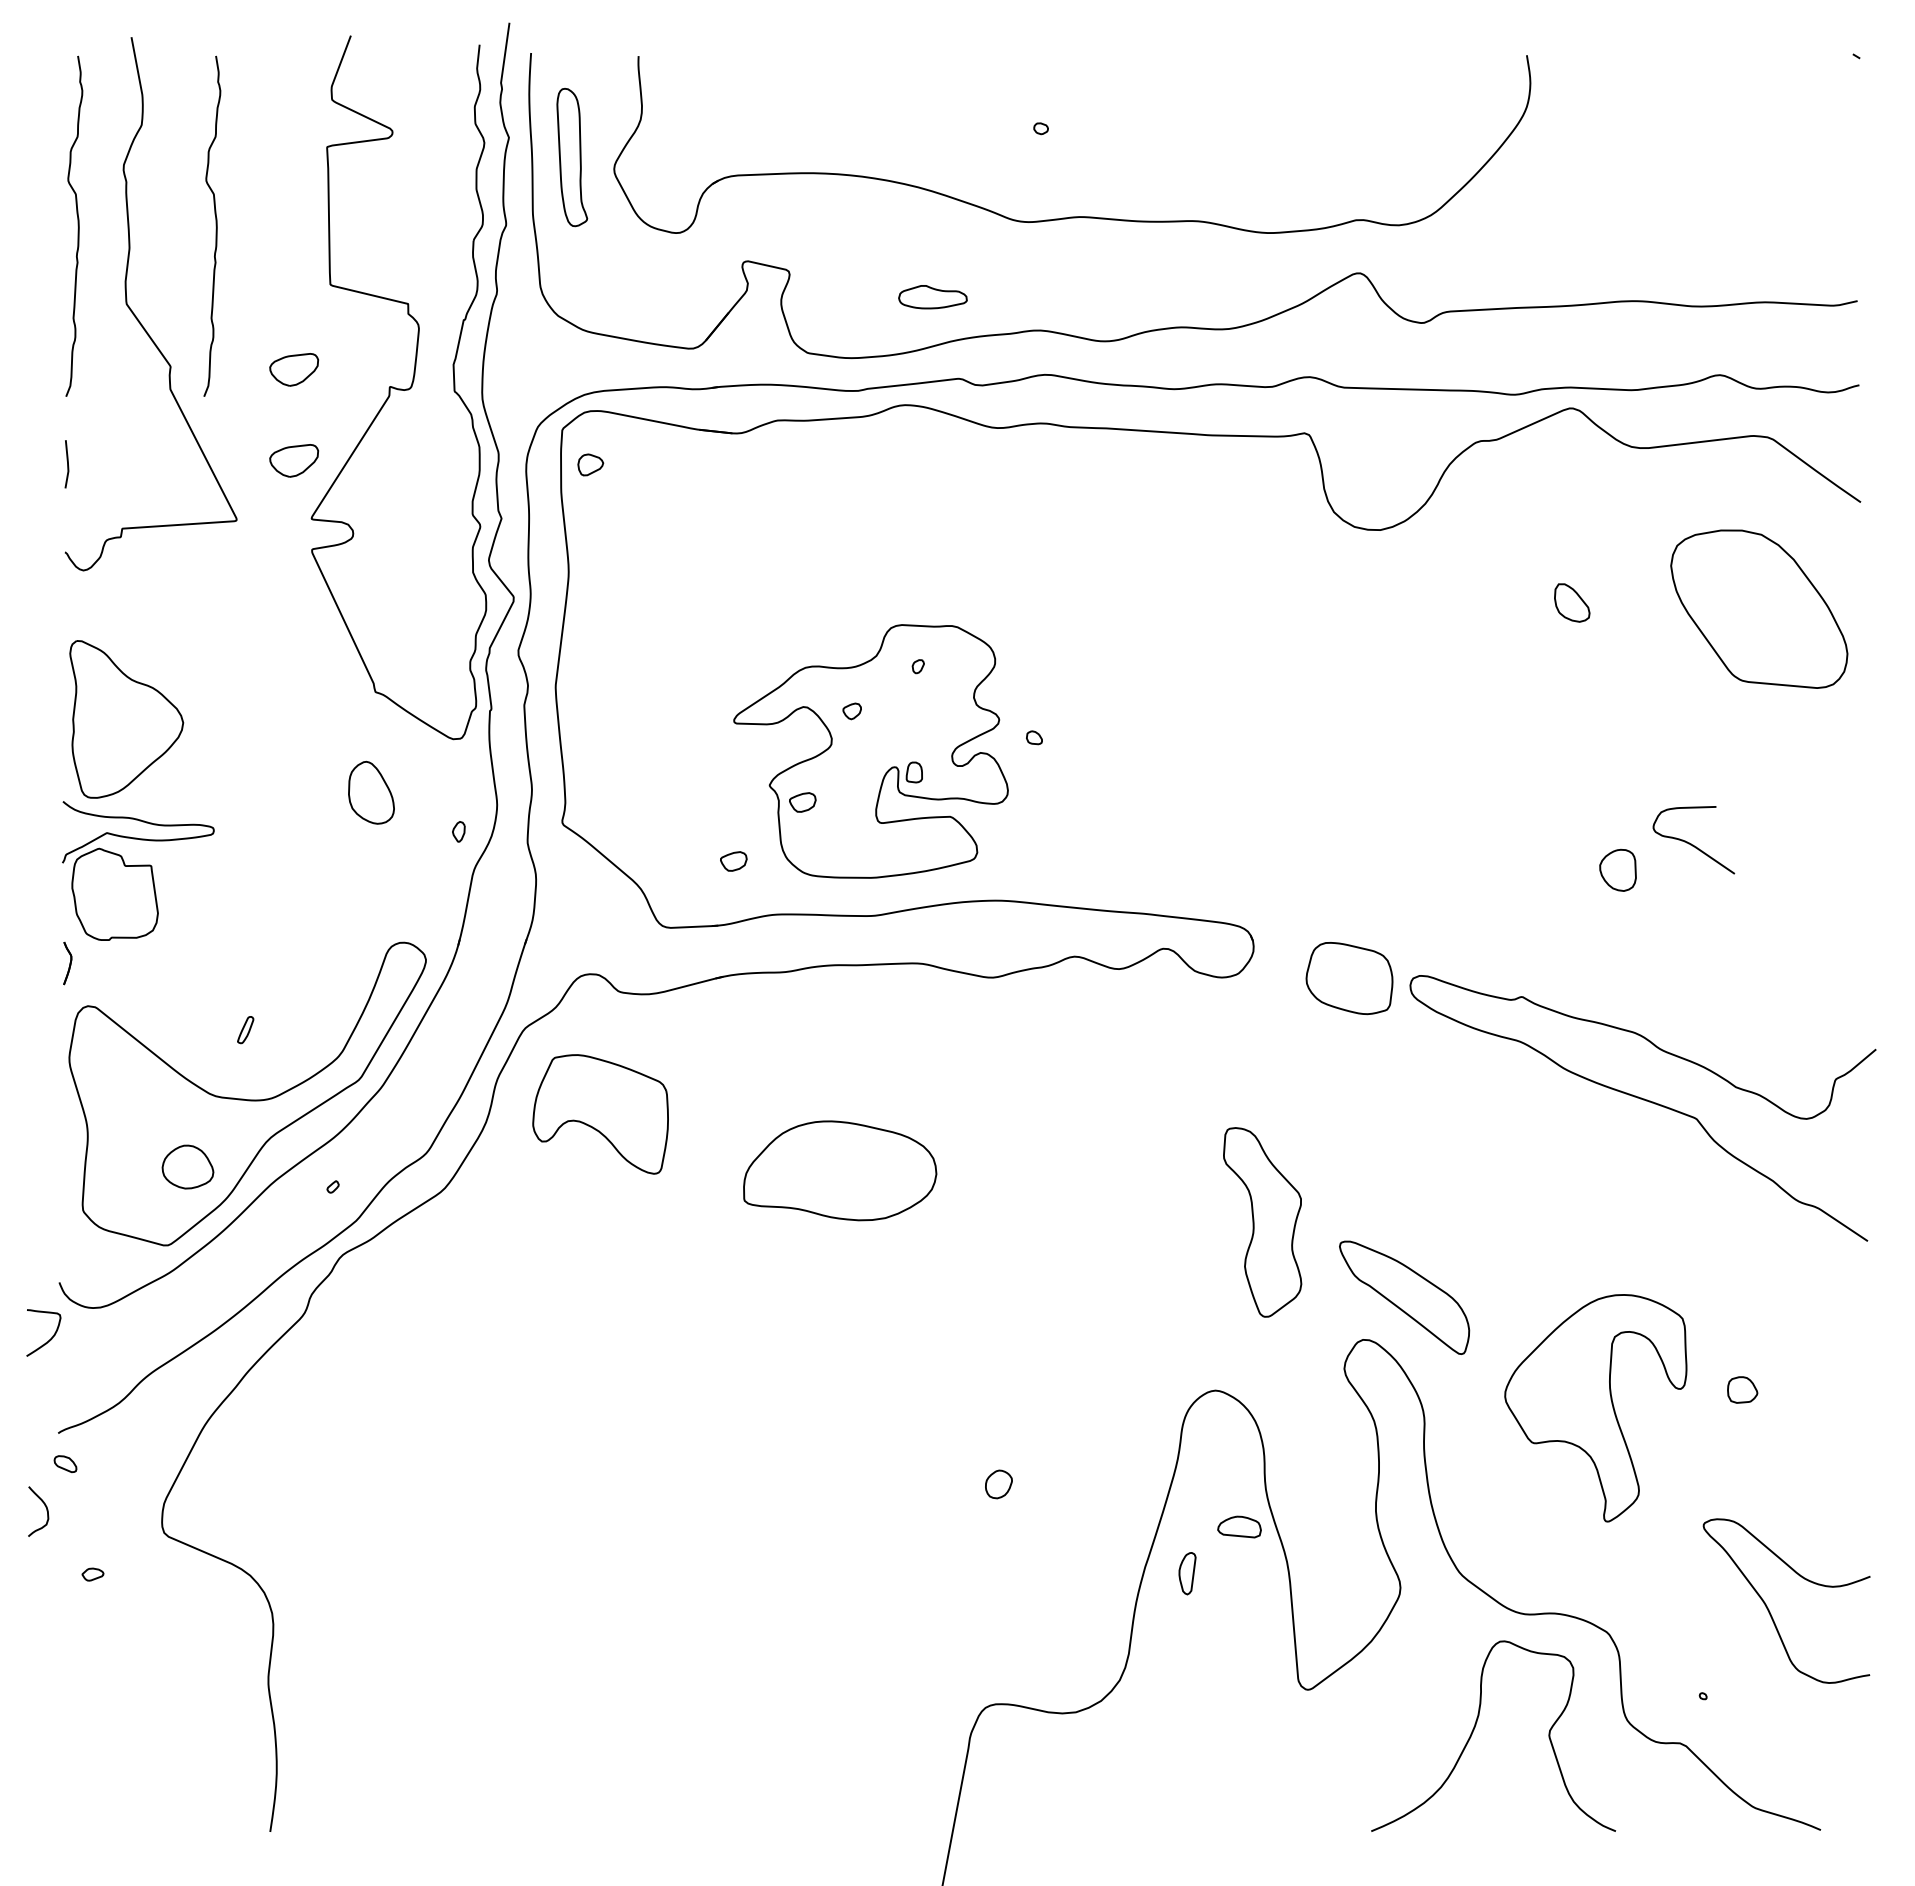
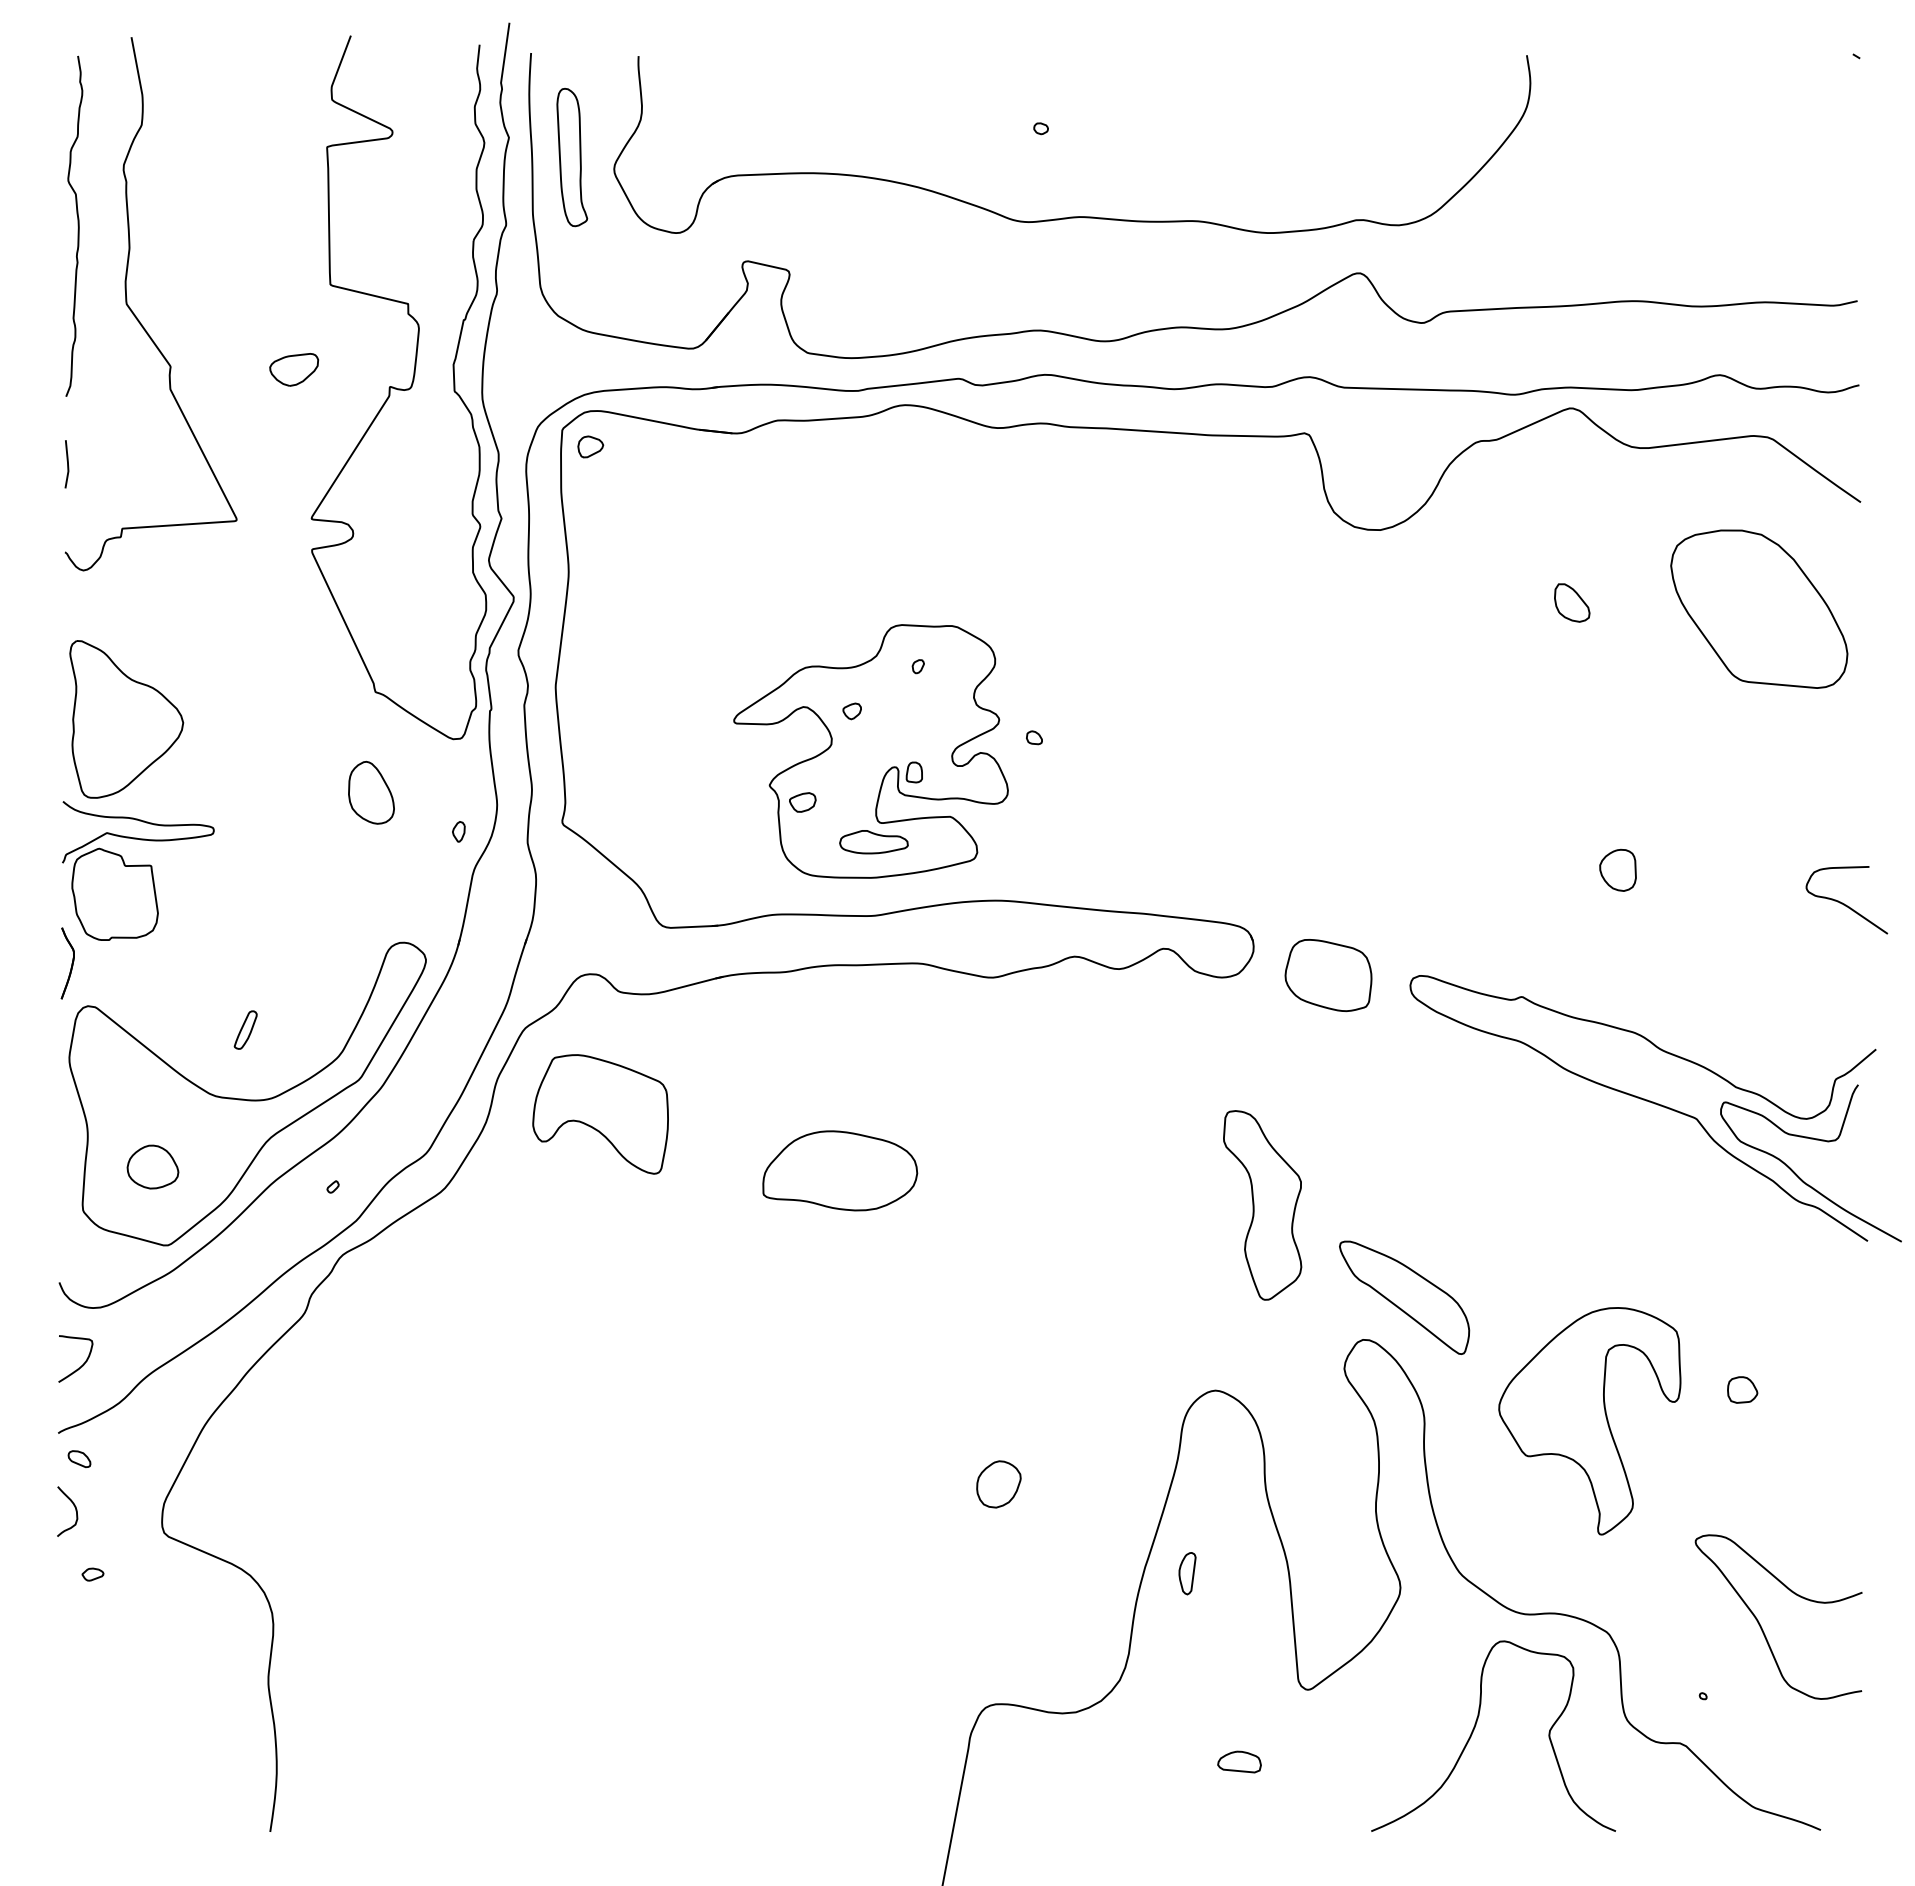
curve: present -> none (215, 225)
part position: (932, 297) -> (873, 842) (873, 842)
part: present -> none (294, 460)
part position: (590, 464) -> (590, 446) (590, 446)
curve position: (1691, 843) -> (1844, 903) (1844, 903)
part: present -> none (733, 861)
part size: 10x45 px -> 15x73 px (67, 963)
part position: (1349, 978) -> (1328, 975) (1328, 975)
part size: 18x29 px -> 25x40 px (245, 1029)
part position: (187, 1166) -> (152, 1166) (152, 1166)
part size: 195x102 px -> 157x82 px (840, 1170)
curve: none -> present (1798, 1175)
part position: (1262, 1222) -> (1262, 1205) (1262, 1205)
curve position: (50, 1338) -> (82, 1364) (82, 1364)
part position: (1595, 1408) -> (1589, 1421) (1589, 1421)
part position: (65, 1463) -> (79, 1458) (79, 1458)
part size: 28x31 px -> 46x49 px (998, 1484)
curve position: (46, 1511) -> (75, 1511) (75, 1511)
part position: (1239, 1526) -> (1239, 1761) (1239, 1761)
curve position: (1769, 1609) -> (1761, 1625) (1761, 1625)
